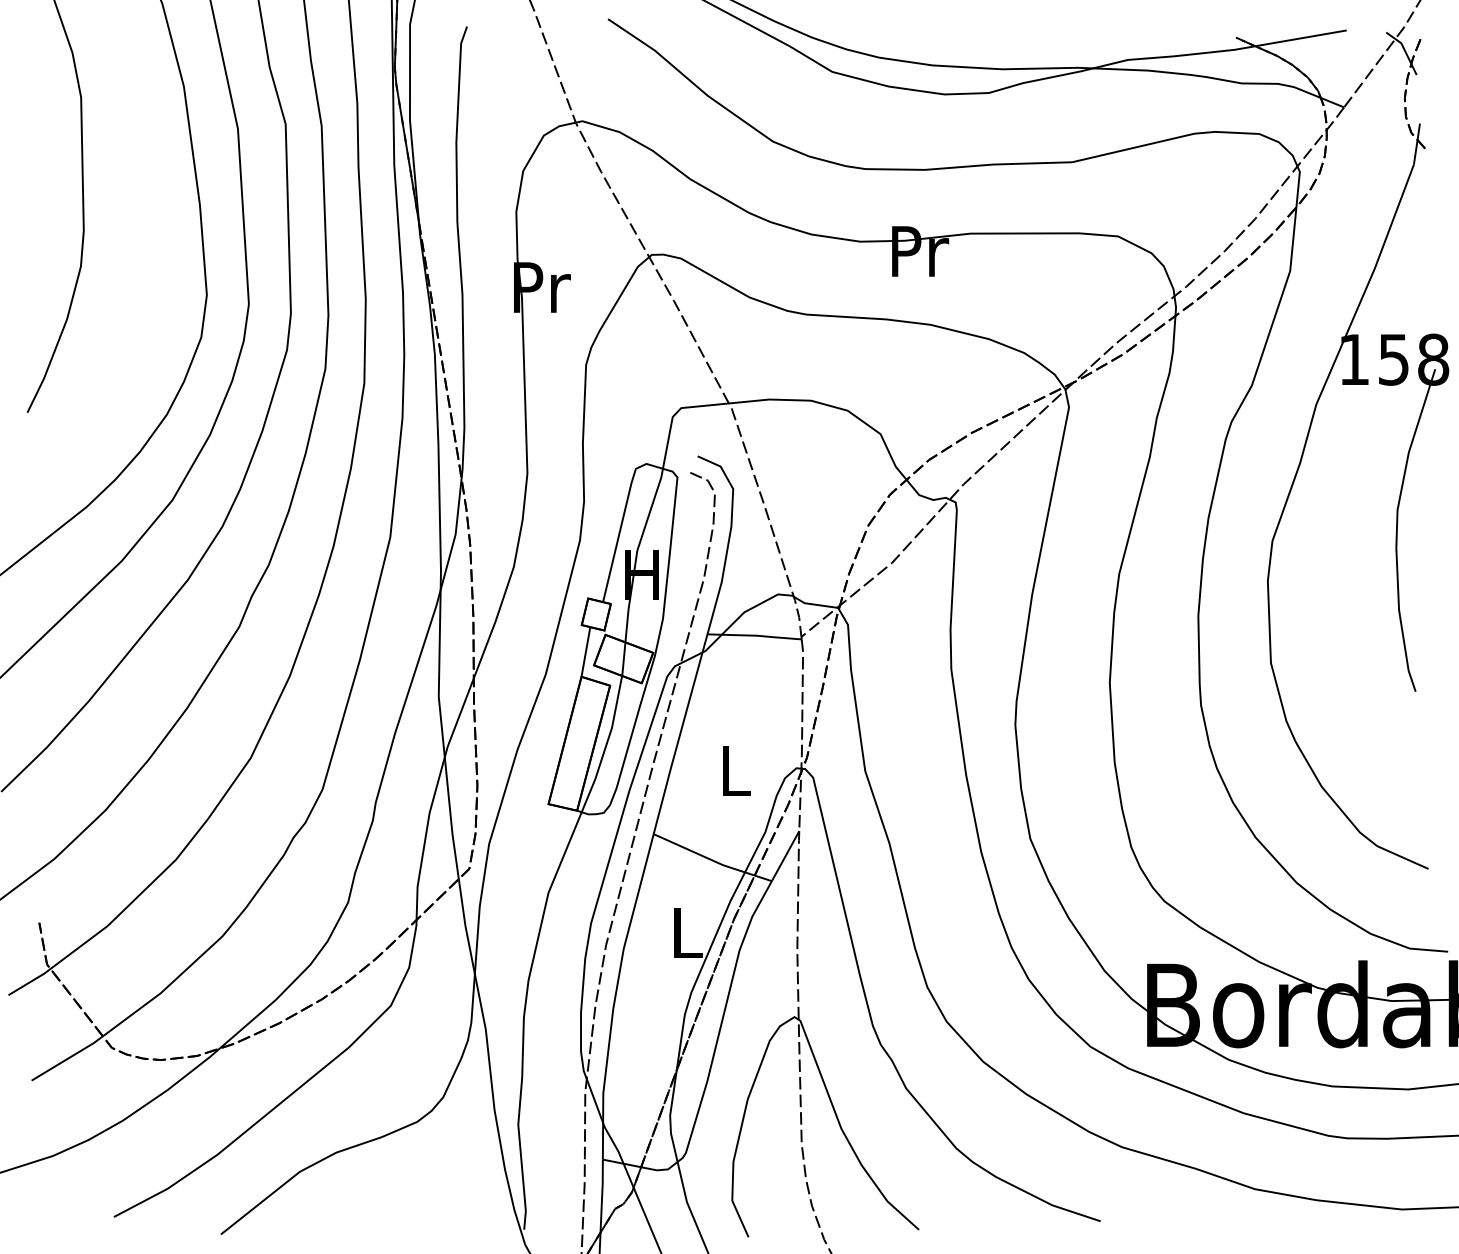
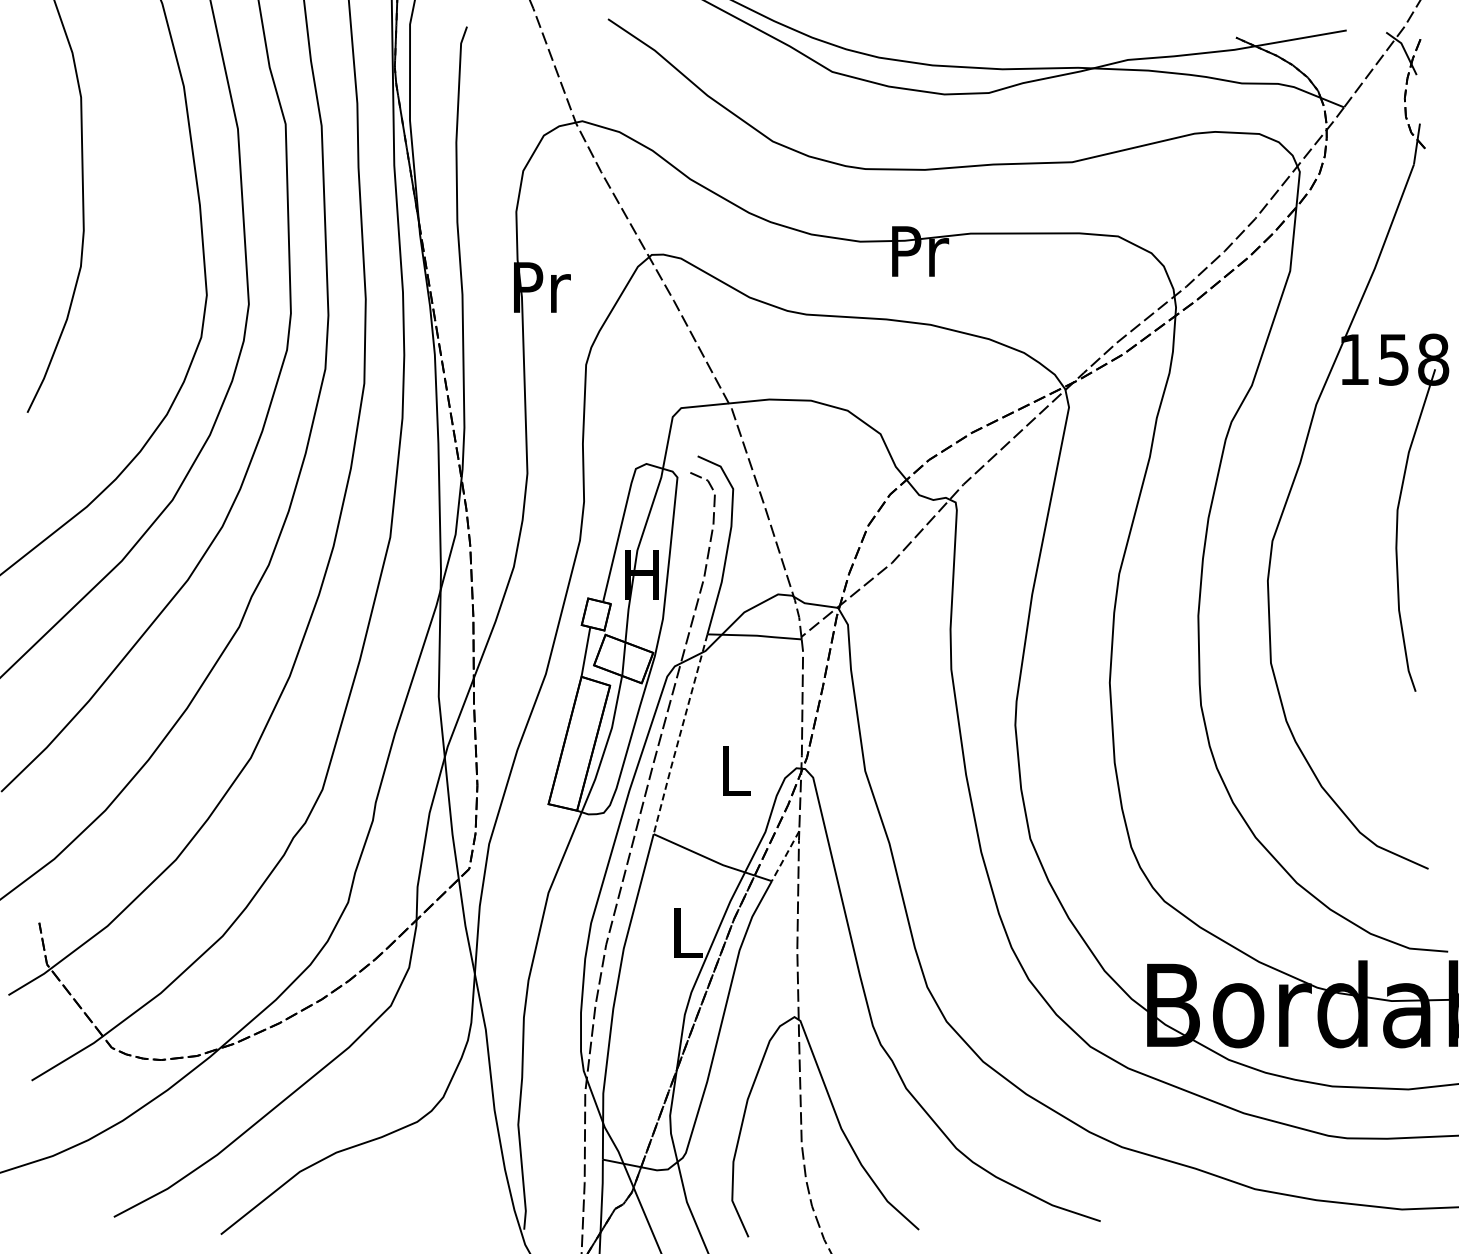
line: solid -> dashed (679, 735)
line: solid -> dashed (785, 856)
